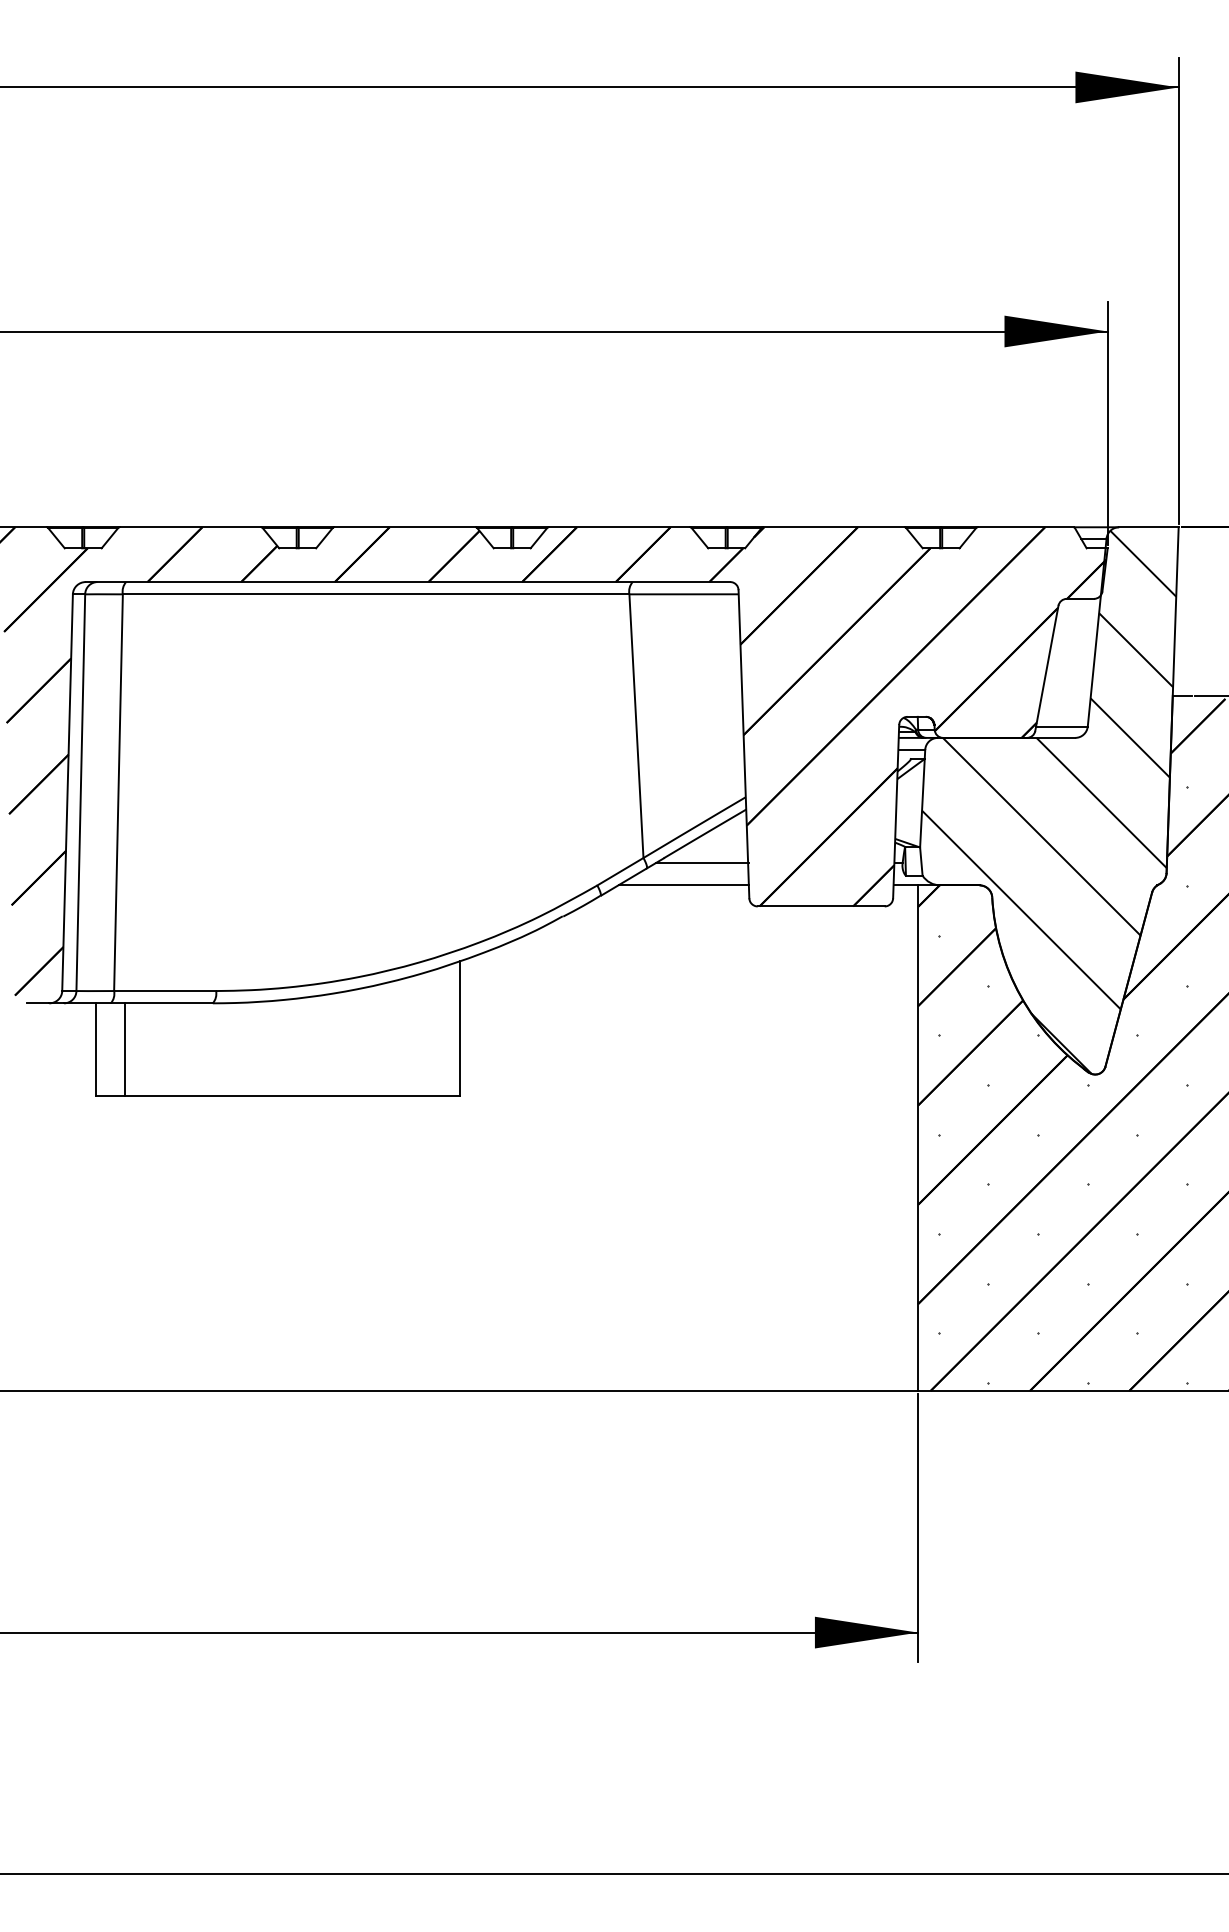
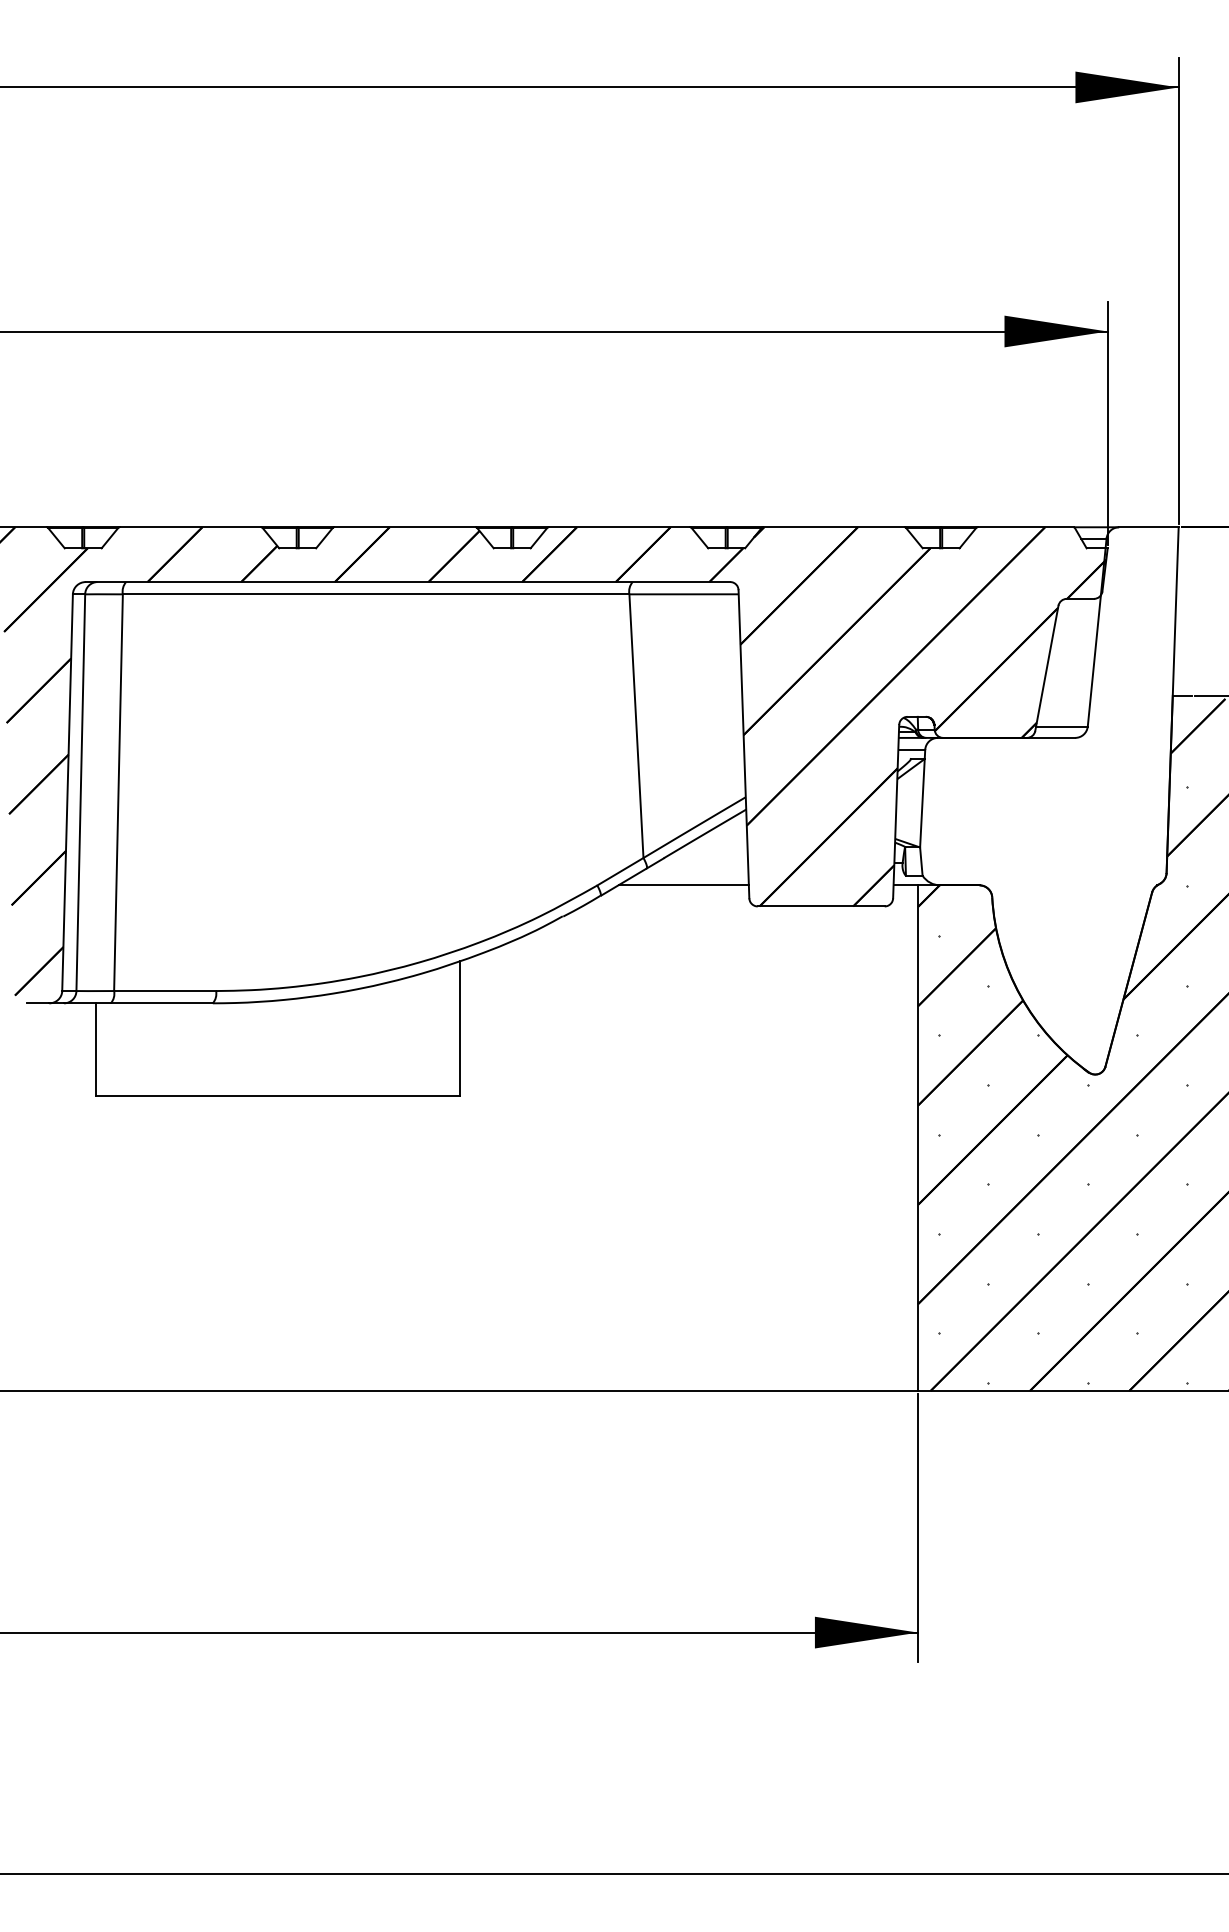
hatch: present -> none (1049, 801)
line: present -> none (702, 863)
line: present -> none (125, 1049)
